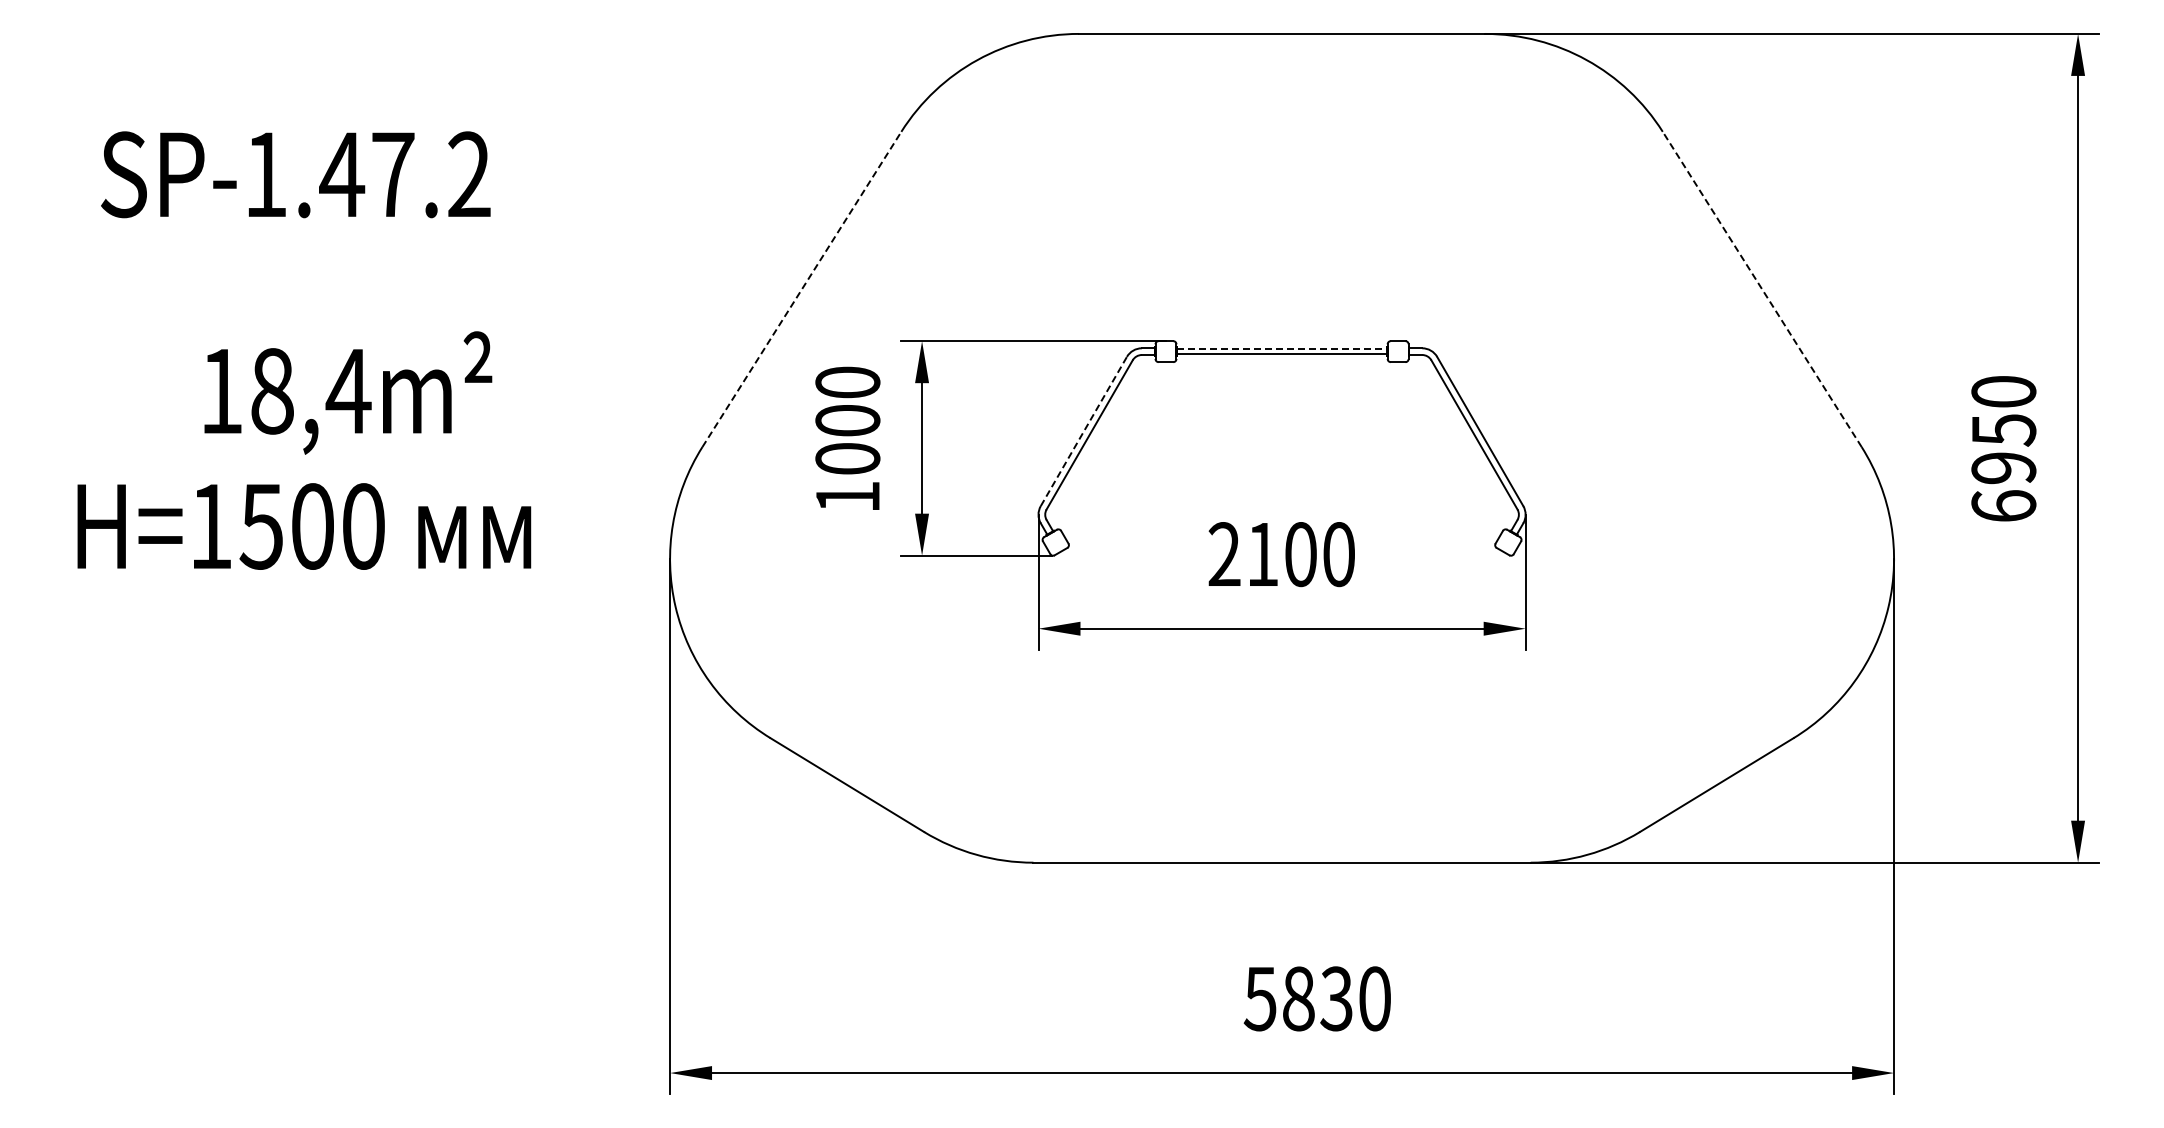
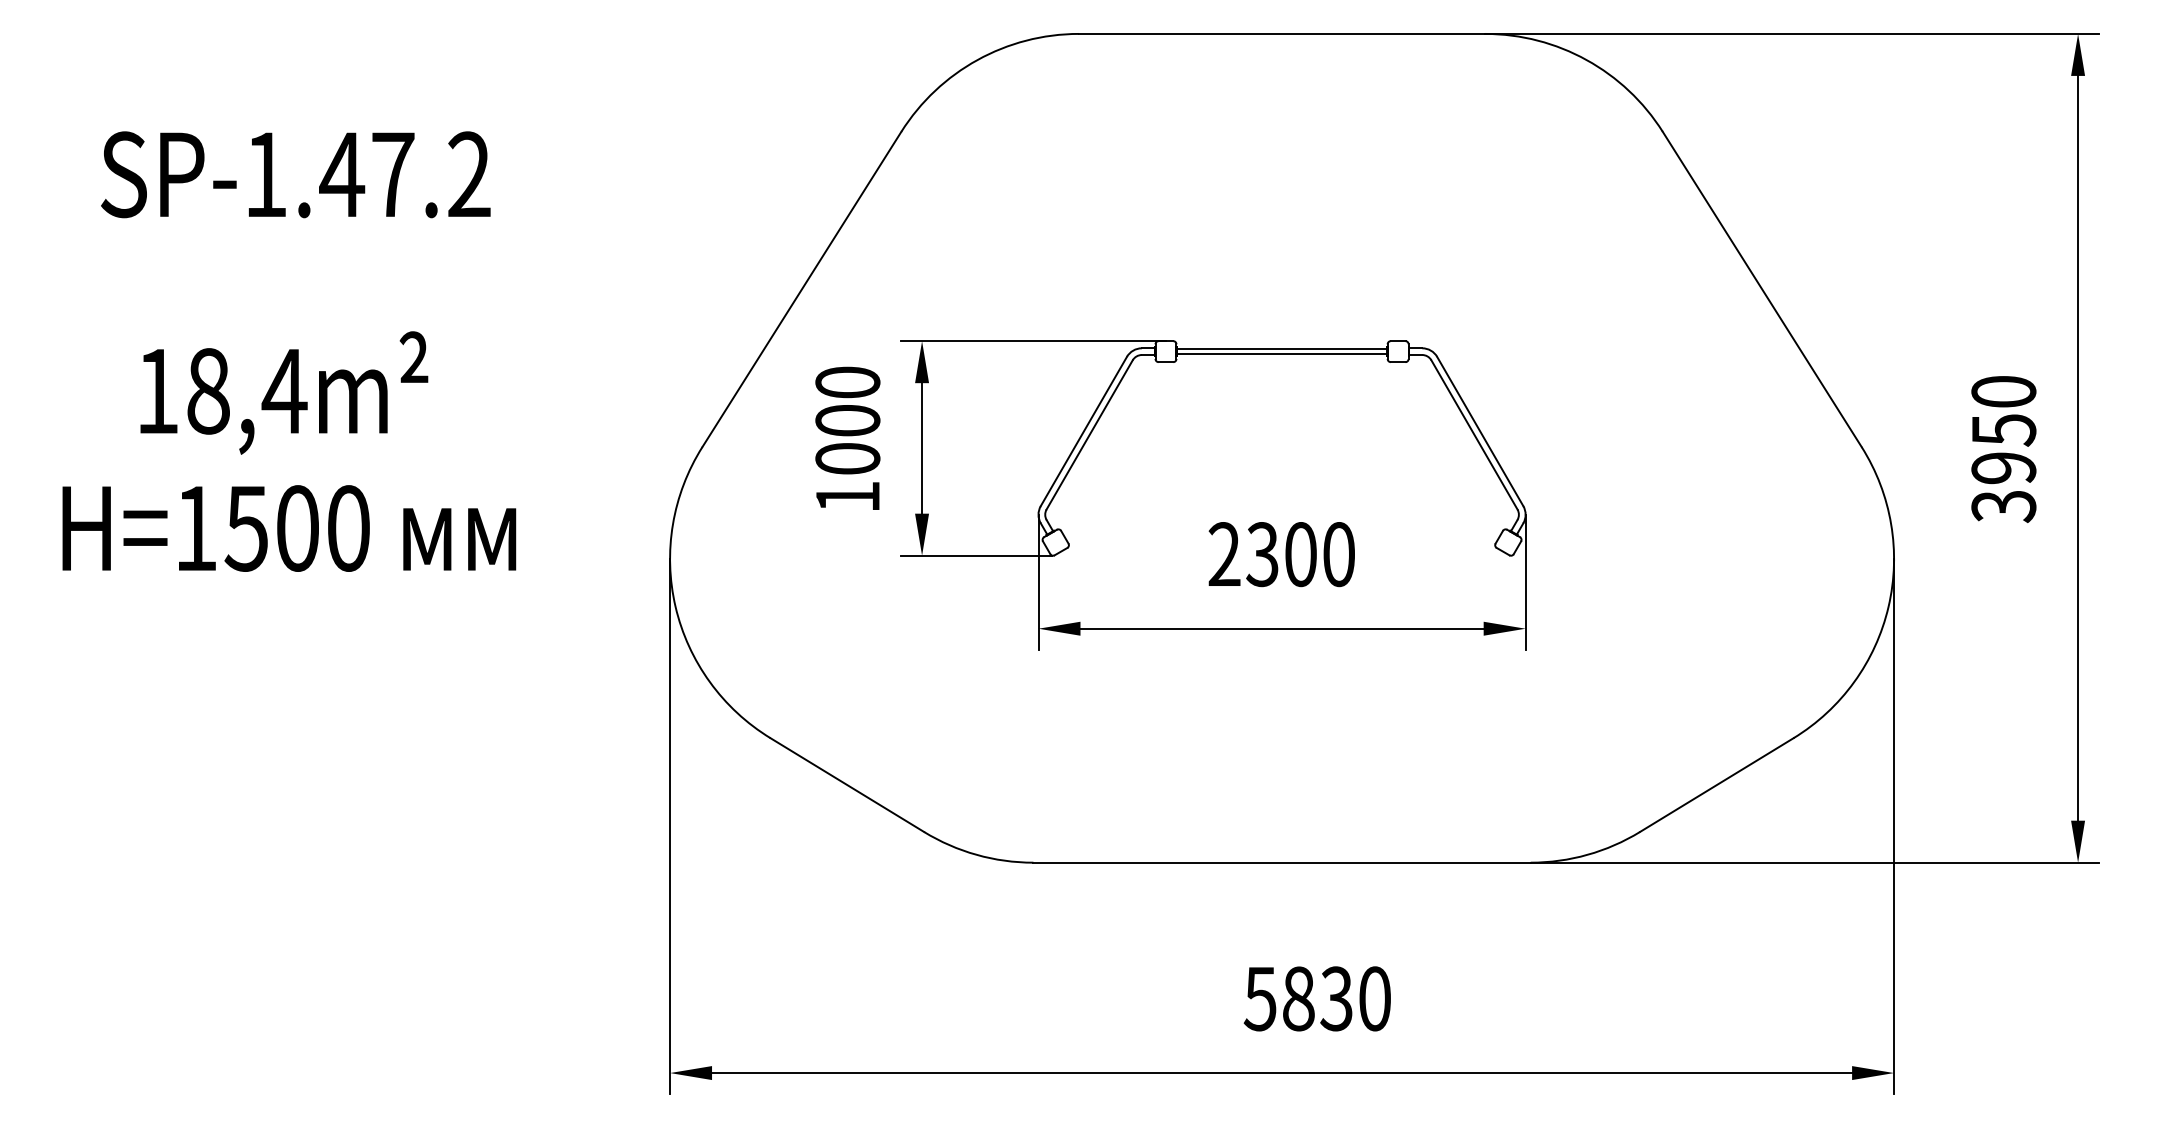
line: dashed -> solid (802, 289)
line: dashed -> solid (1761, 289)
line: dashed -> solid (1282, 348)
text position: (348, 392) -> (284, 392) (284, 392)
line: dashed -> solid (1084, 431)
text: 6950 -> 3950 (2003, 506)
text position: (304, 526) -> (289, 528) (289, 528)
text: 2100 -> 2300 (1262, 554)
